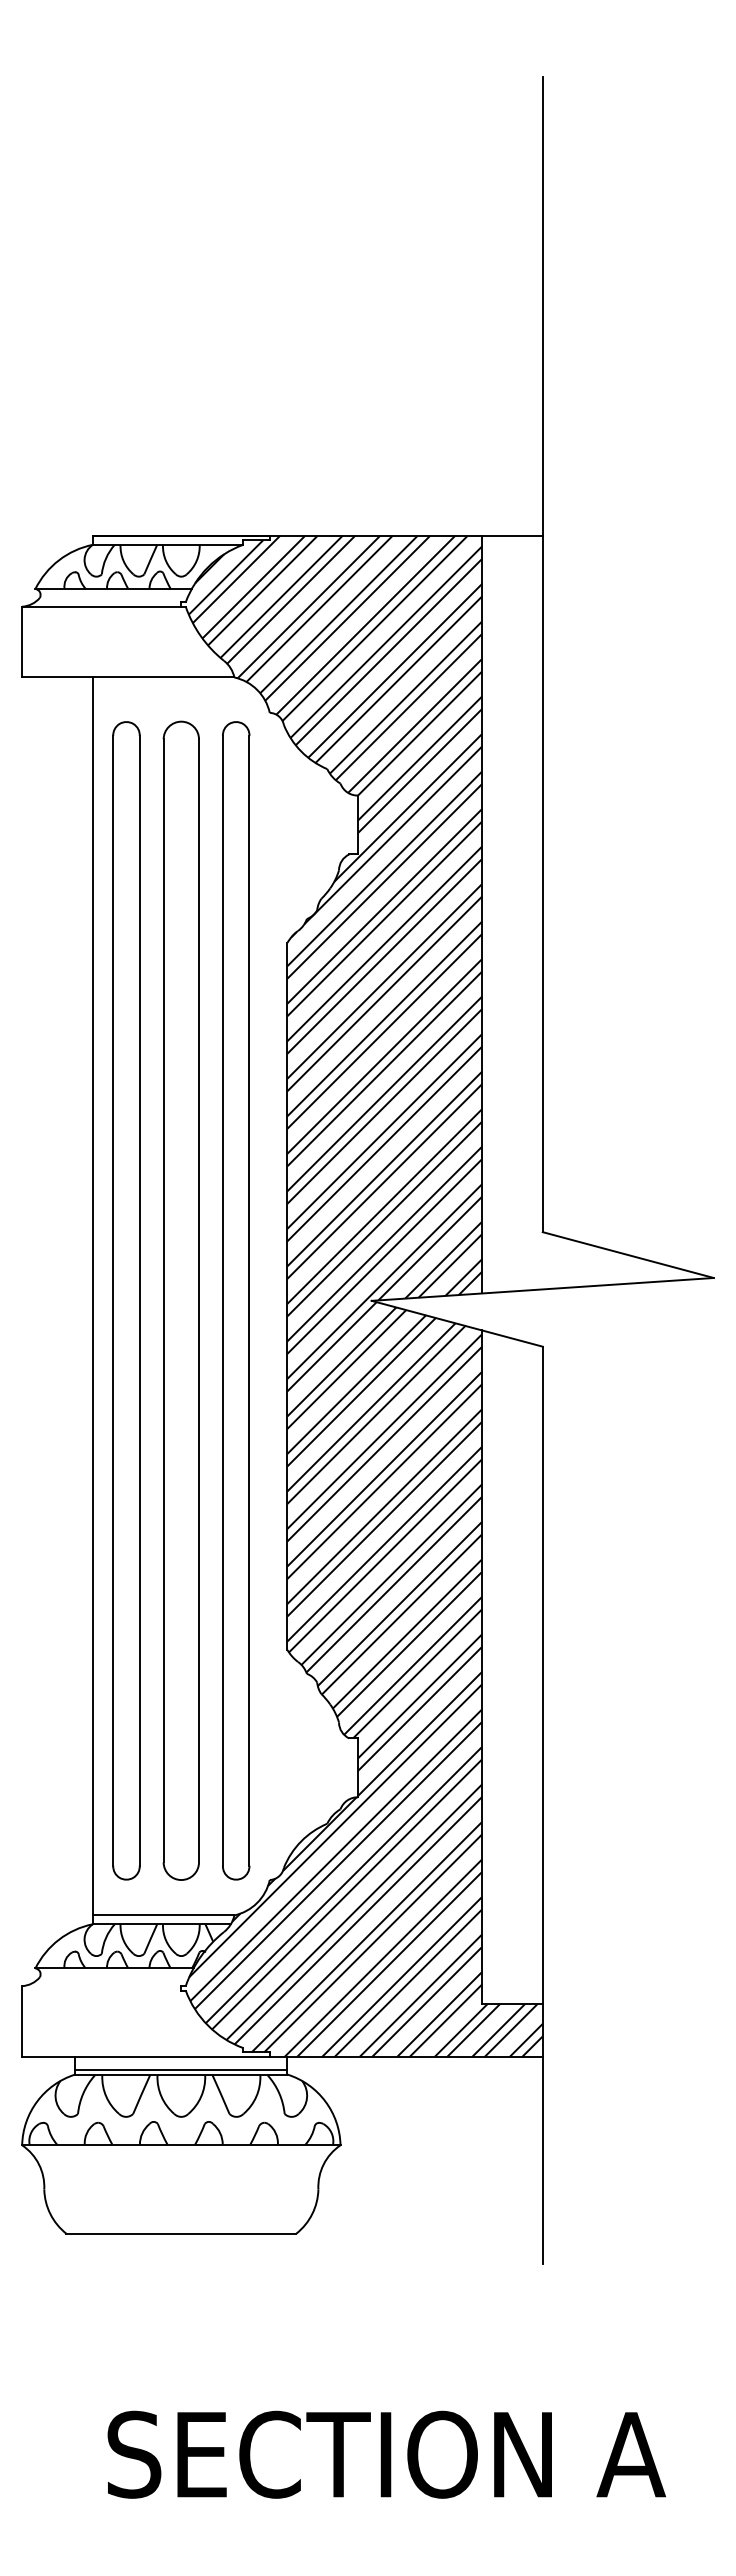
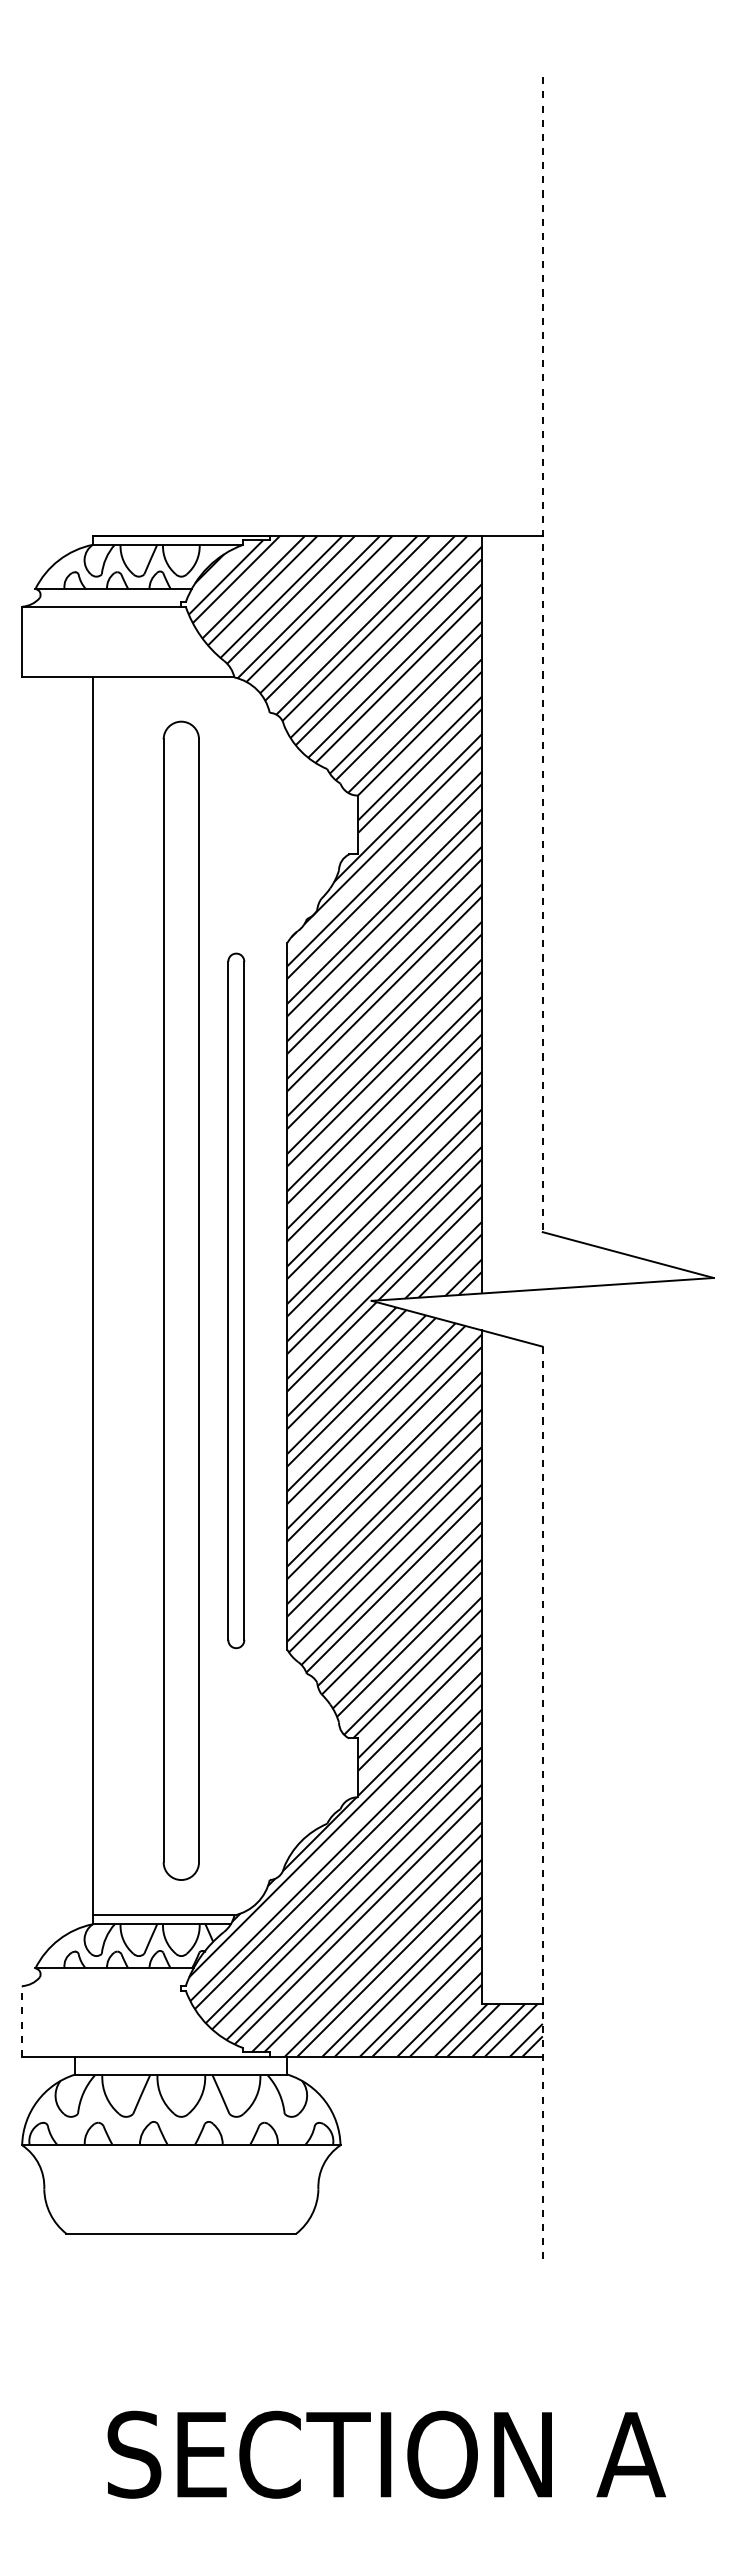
line: solid -> dashed (542, 655)
part: present -> none (126, 1300)
part size: 29x1160 px -> 19x698 px (236, 1300)
line: solid -> dashed (542, 1805)
line: solid -> dashed (22, 2021)
line: present -> none (181, 2070)
